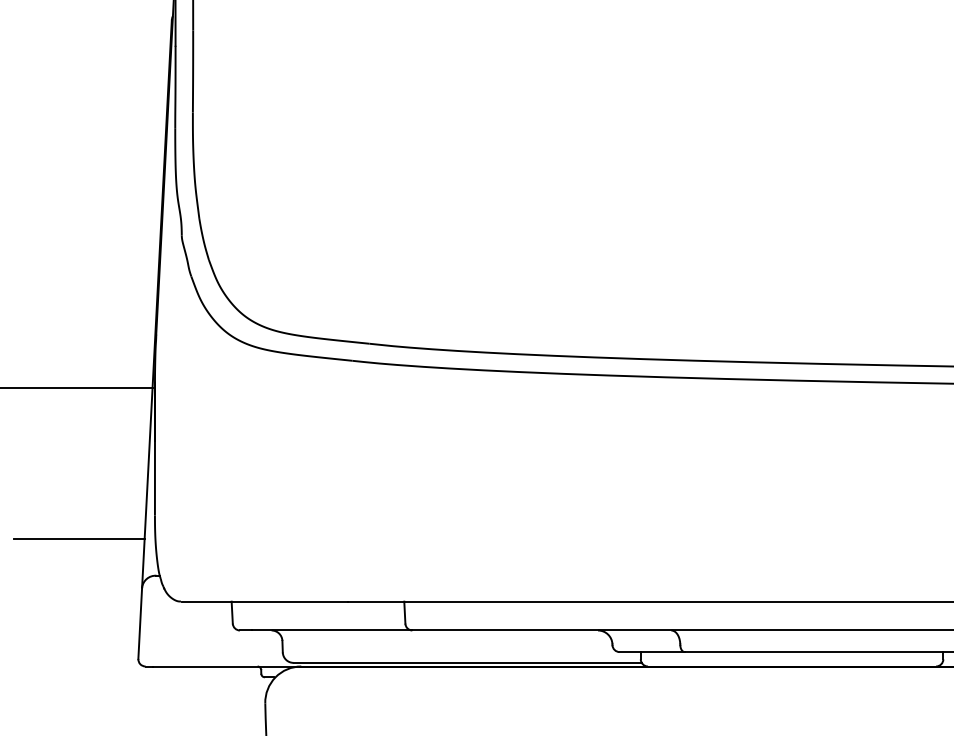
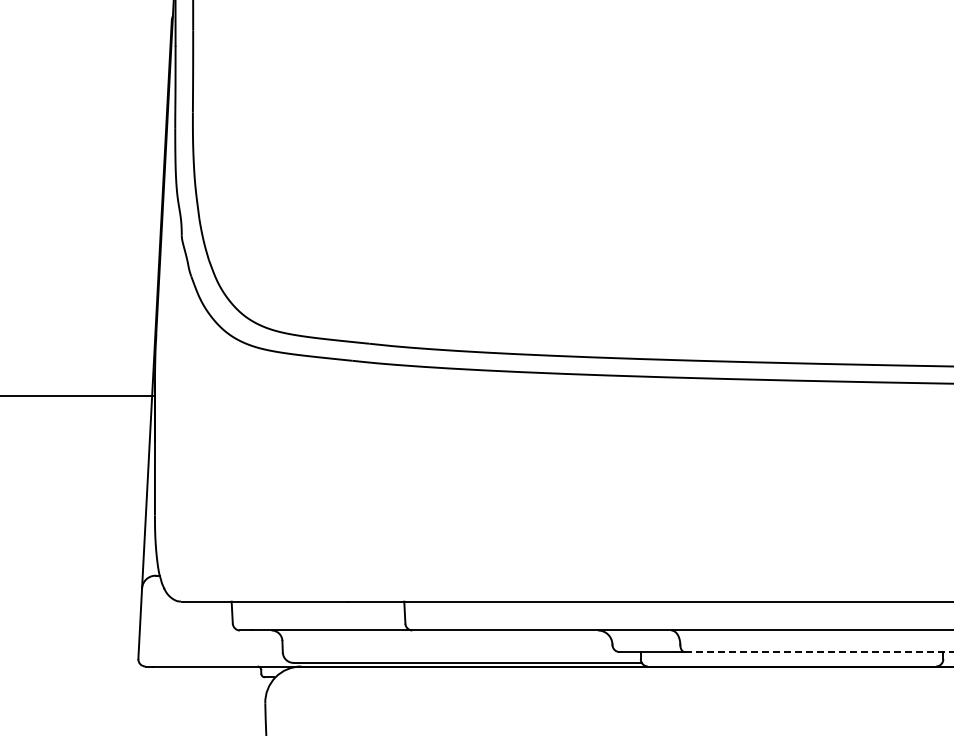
line position: (77, 387) -> (77, 395) (77, 395)
line: present -> none (79, 538)
line: solid -> dashed (819, 652)
